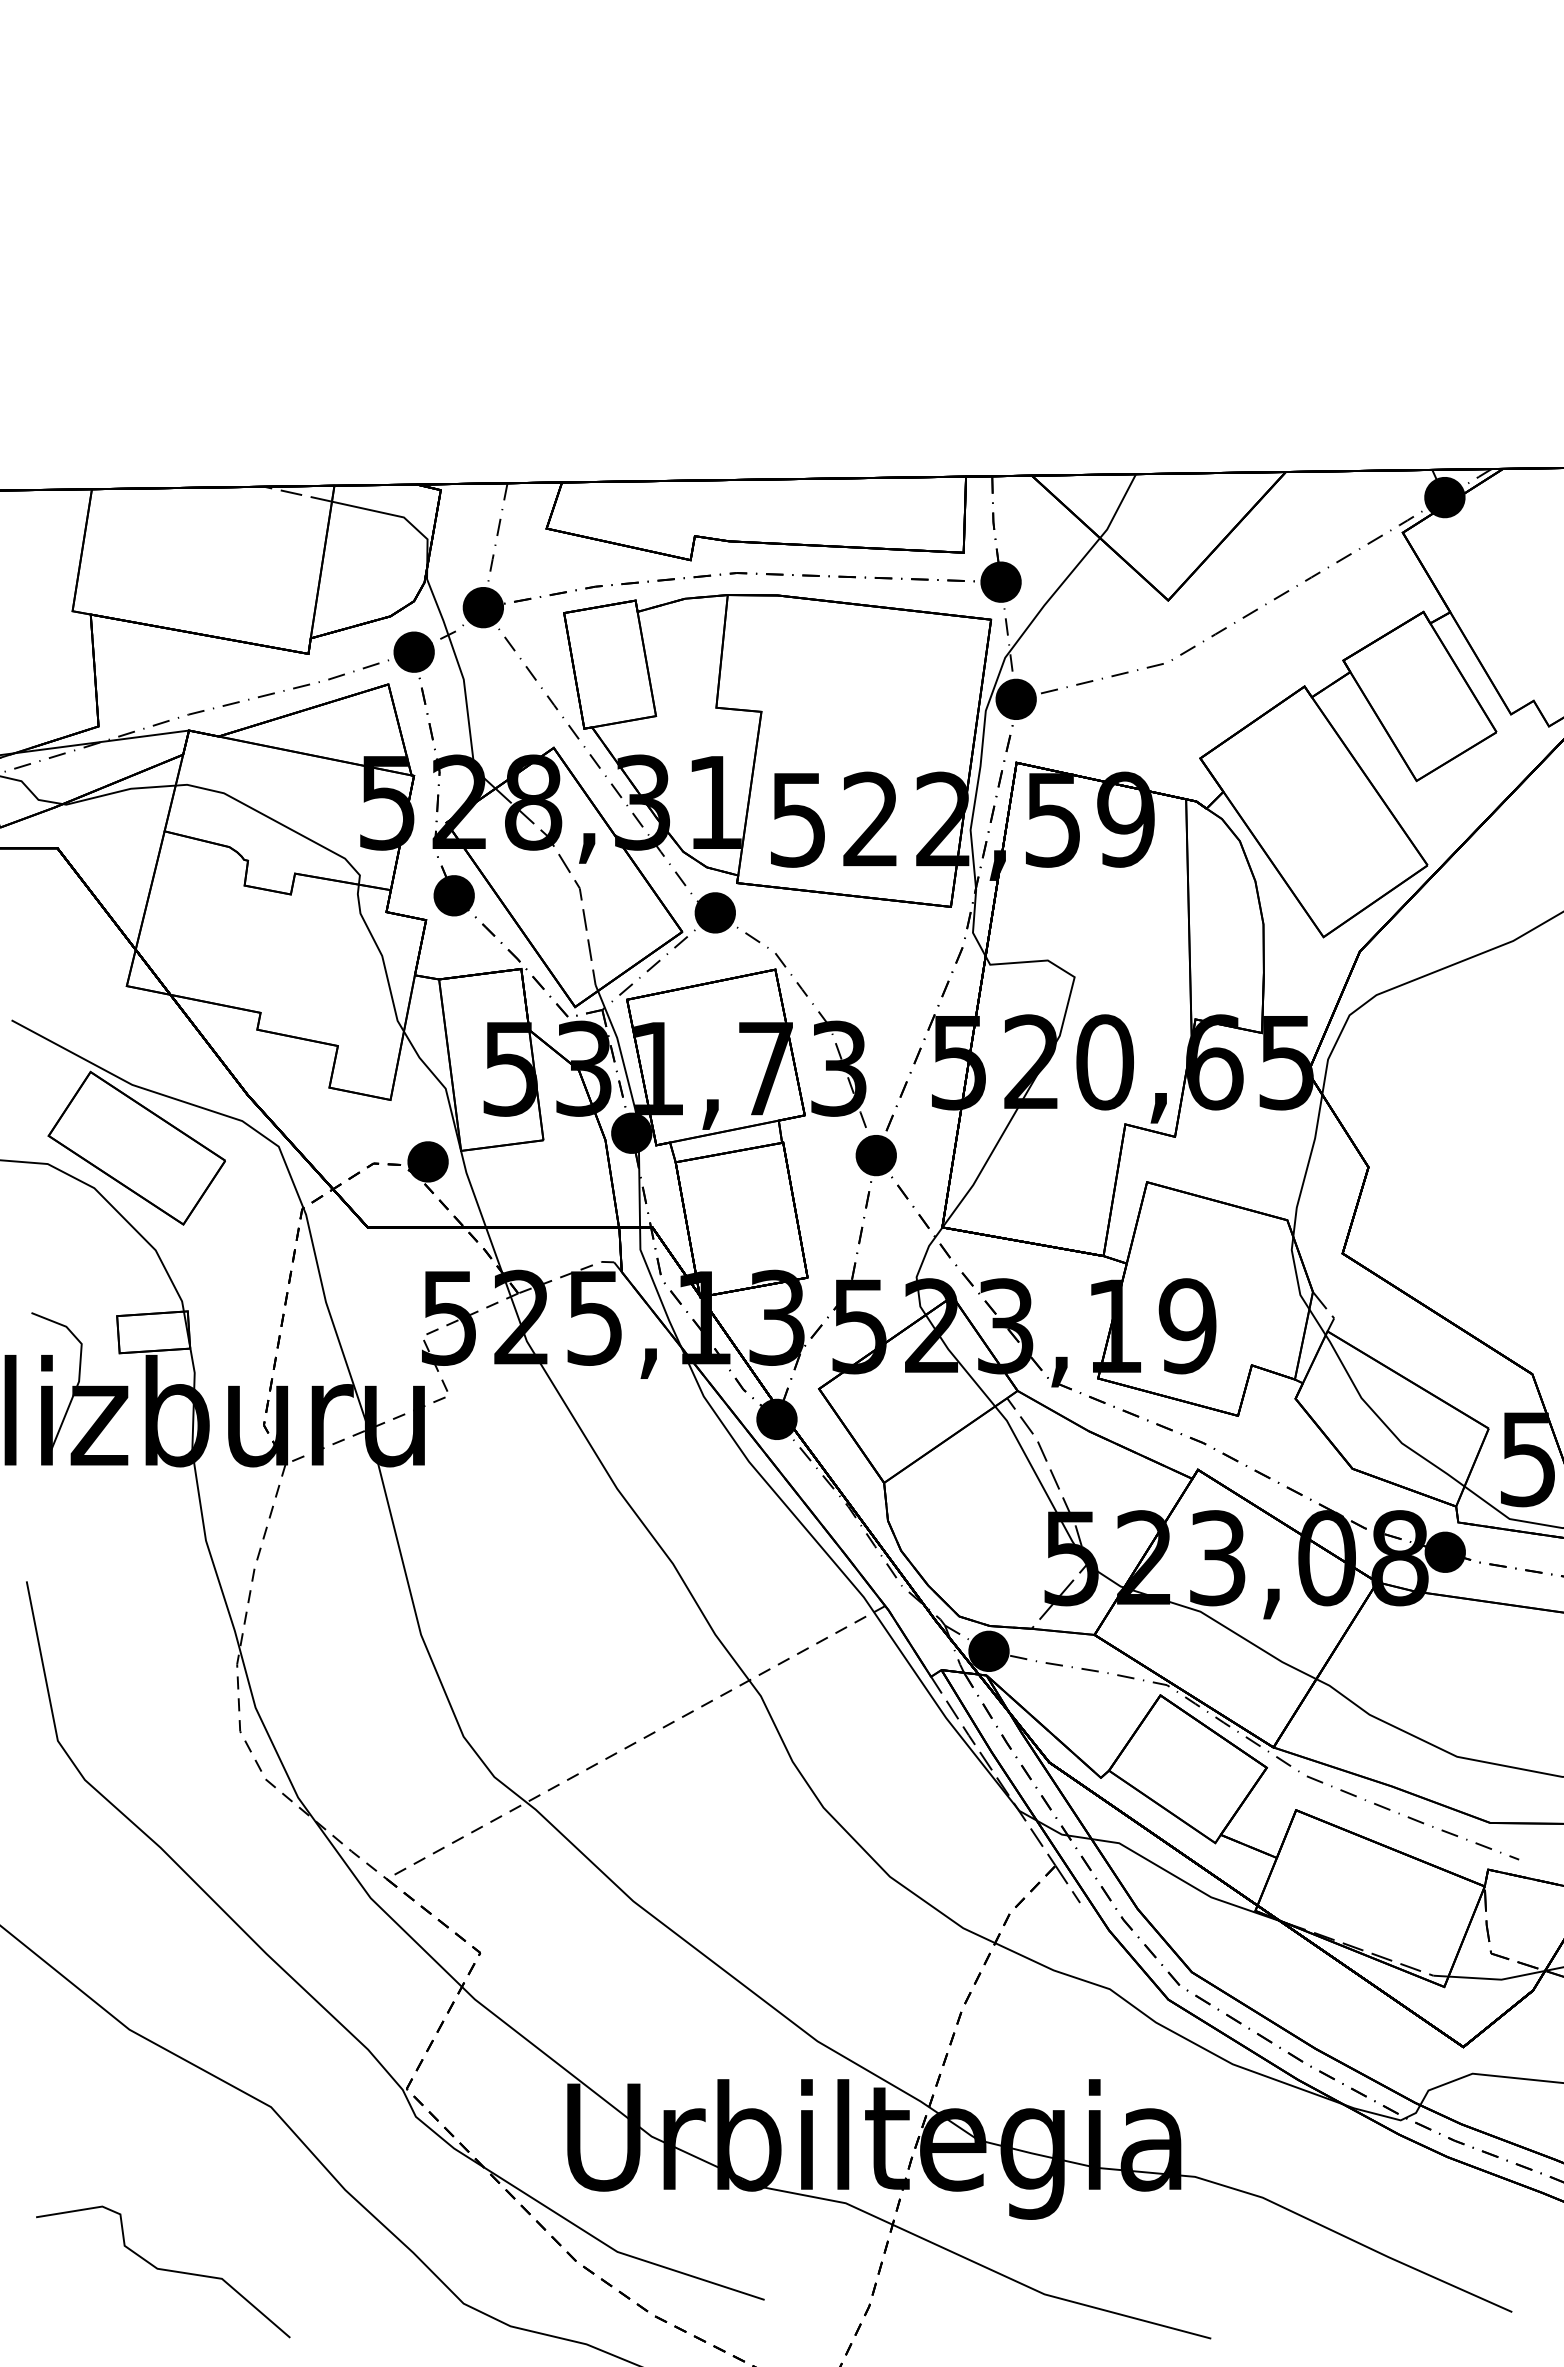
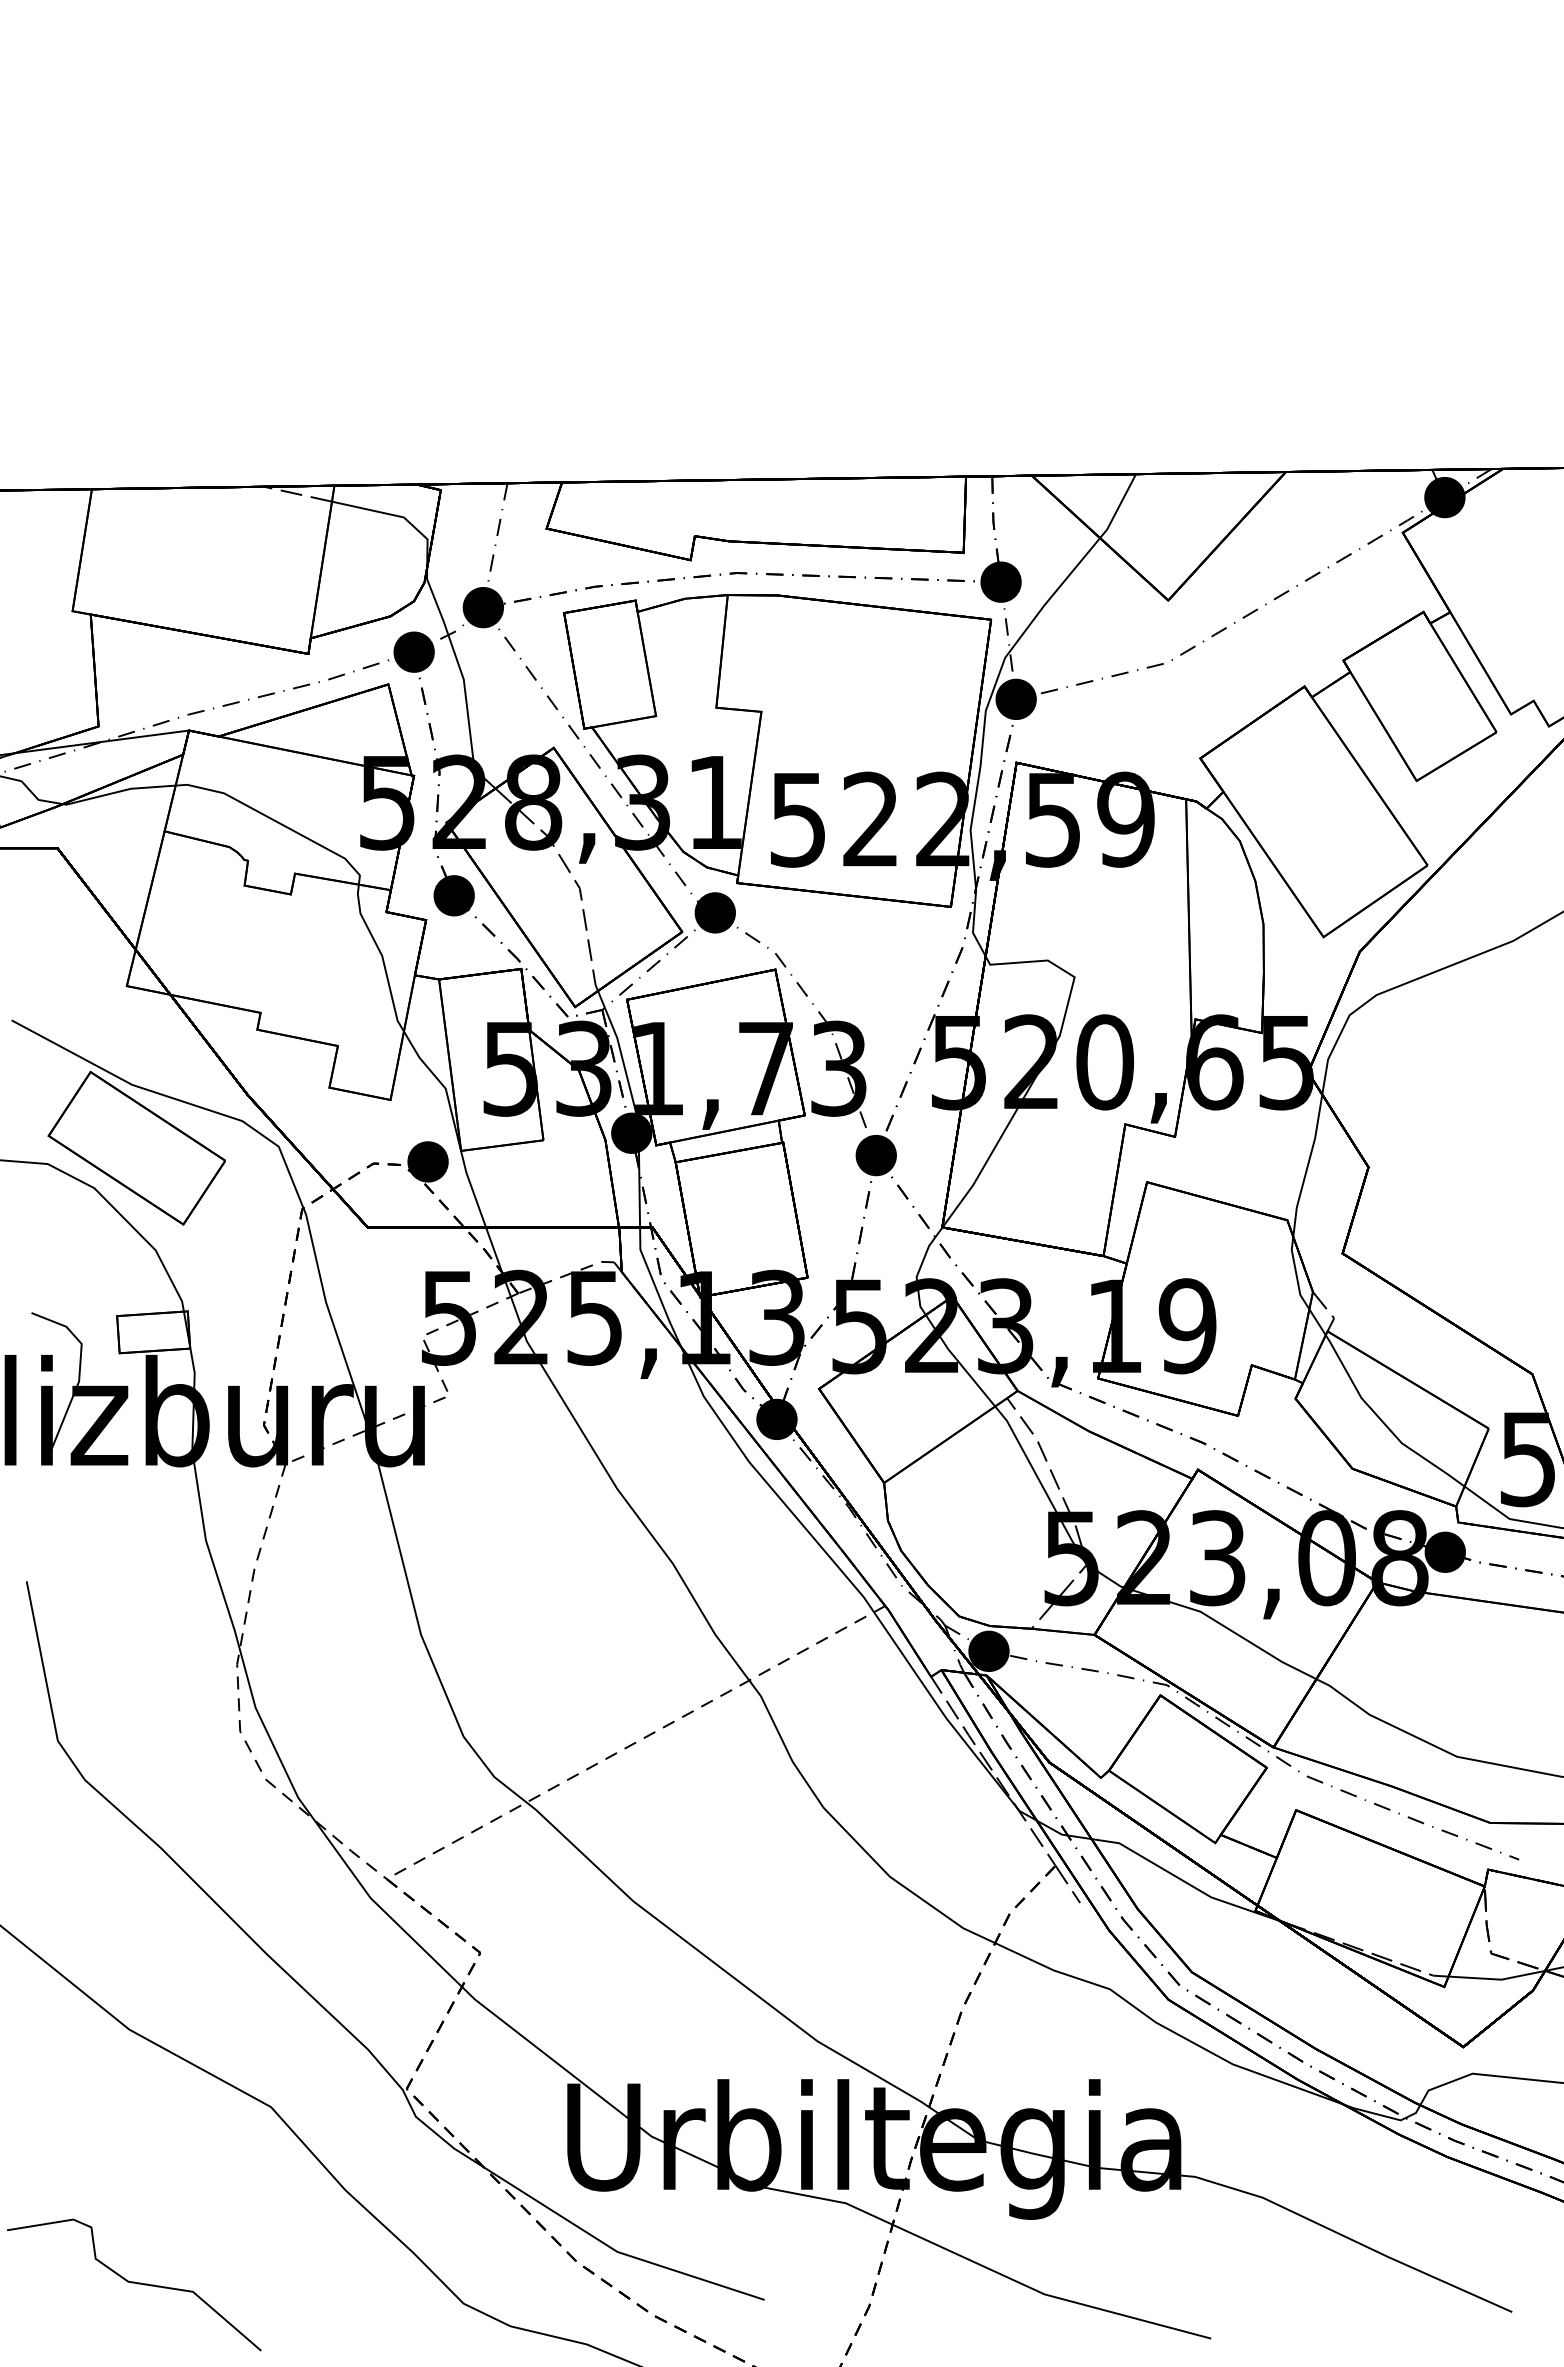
curve position: (163, 2270) -> (134, 2283) (134, 2283)
